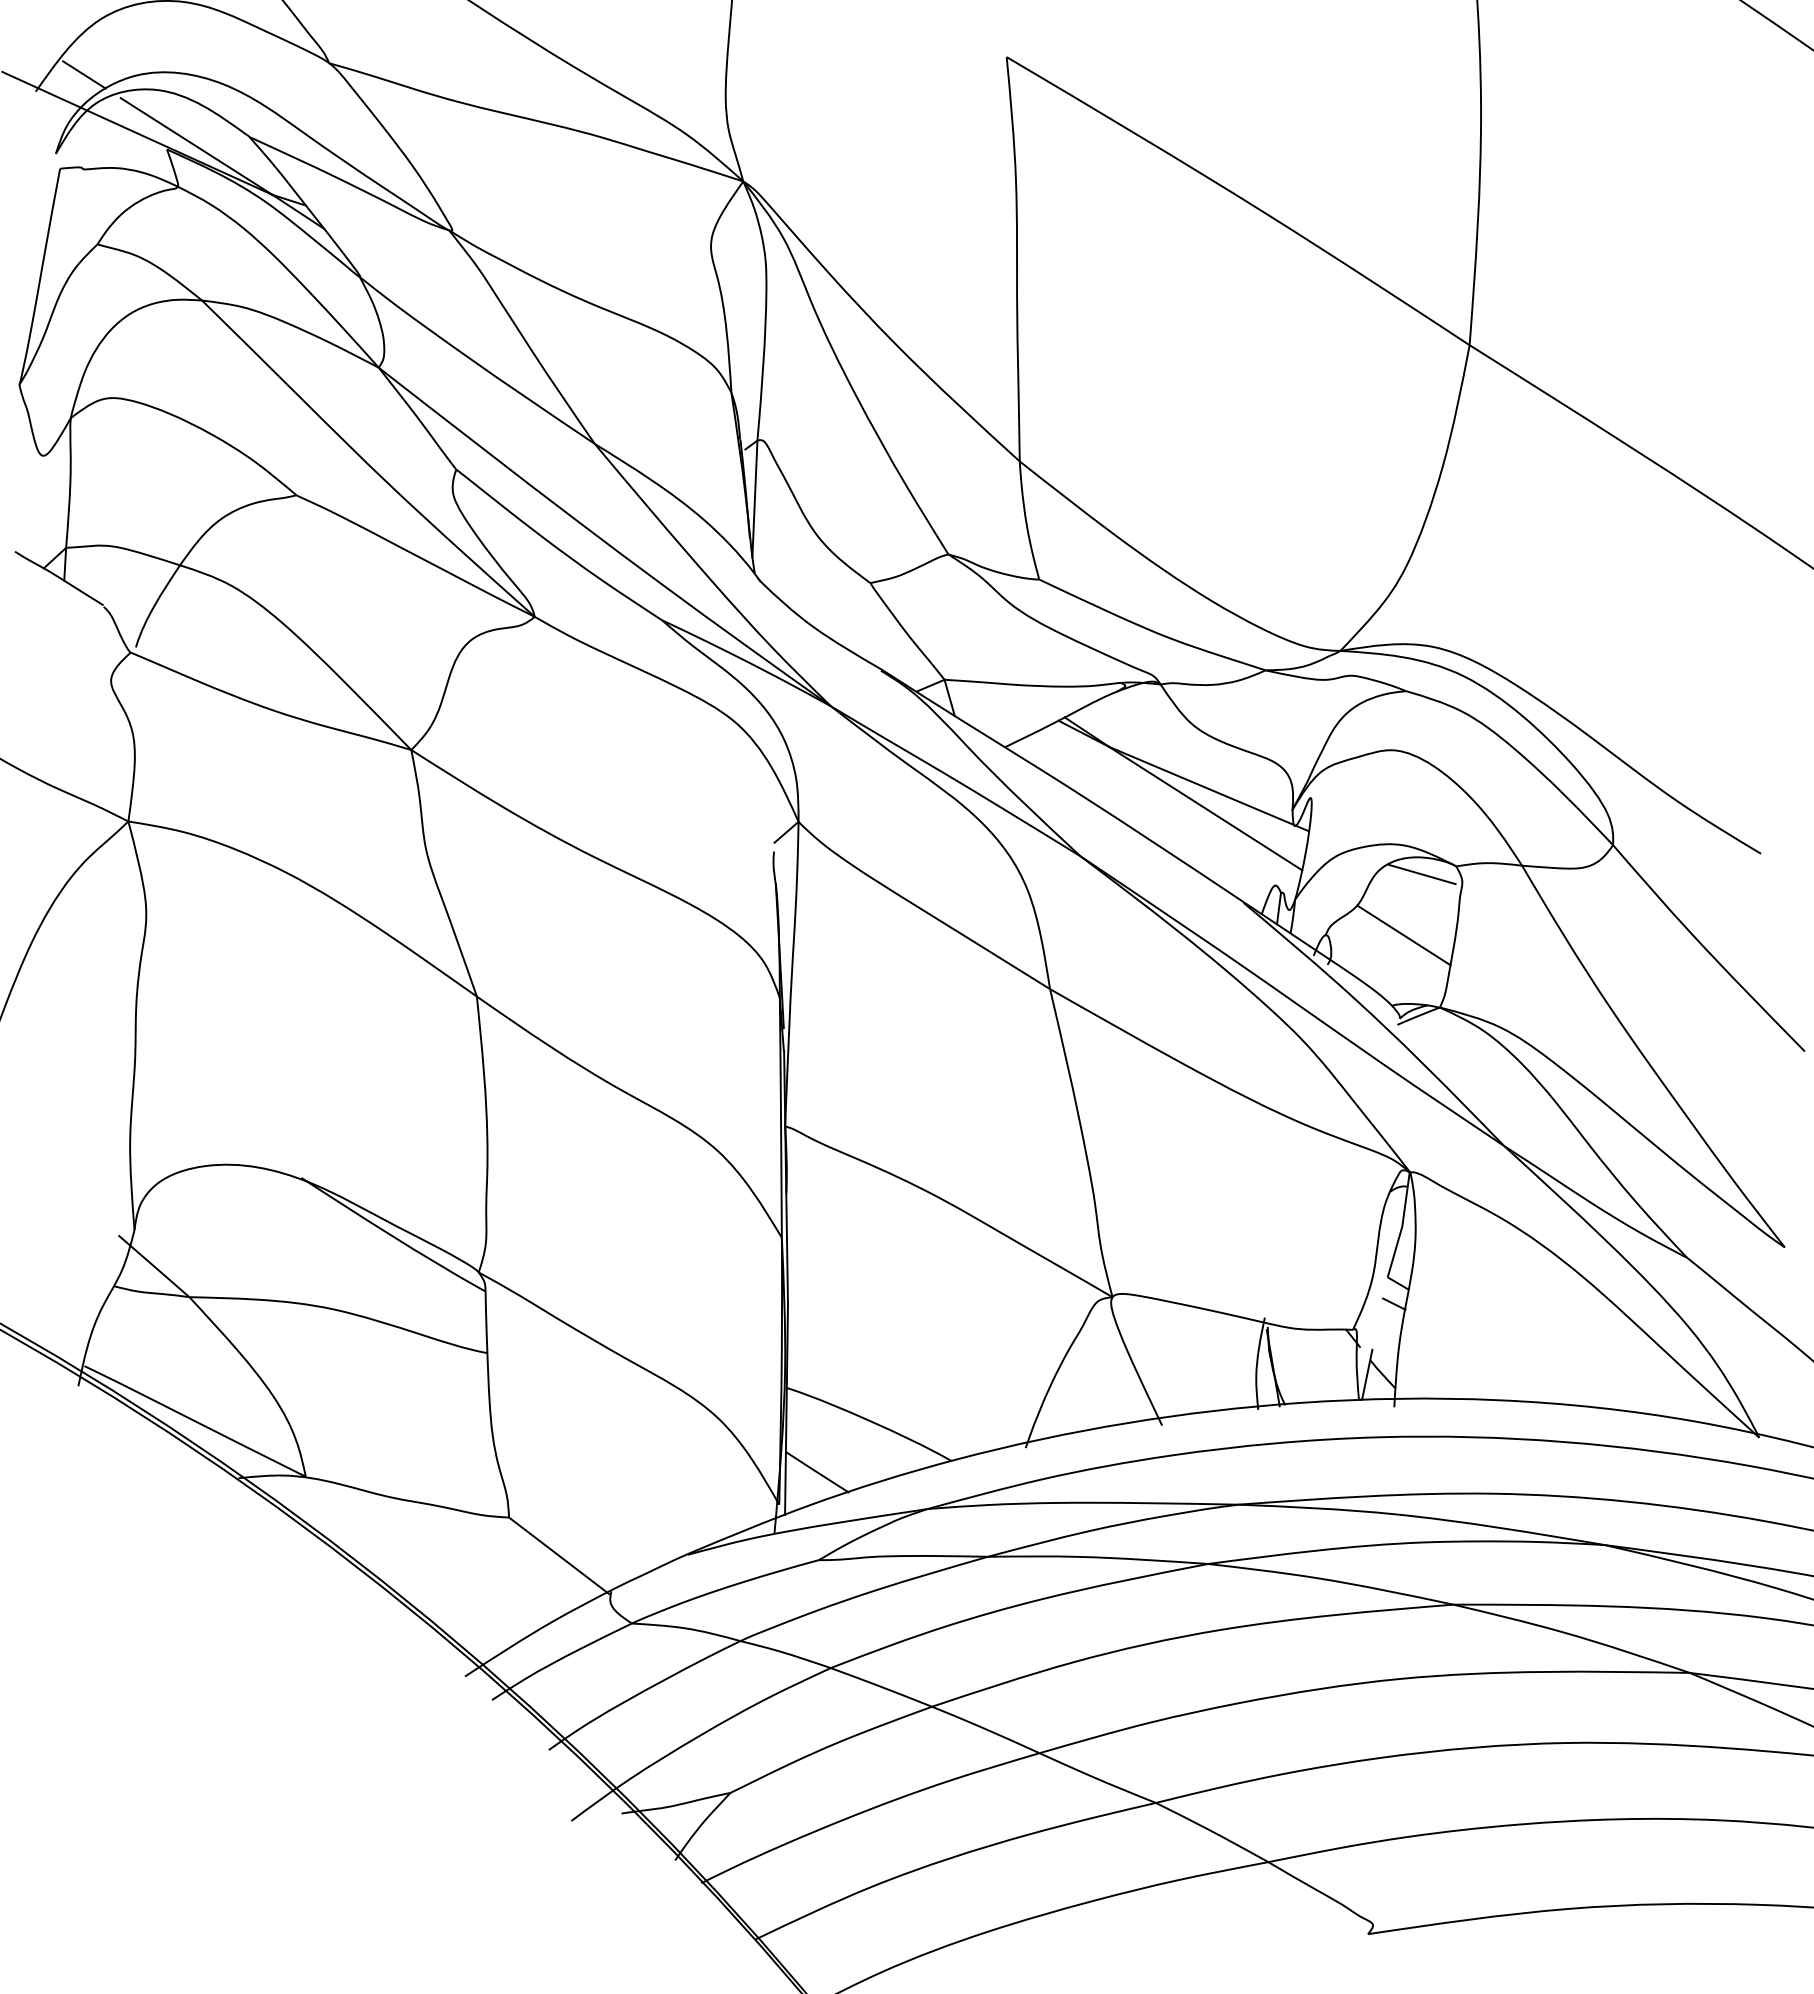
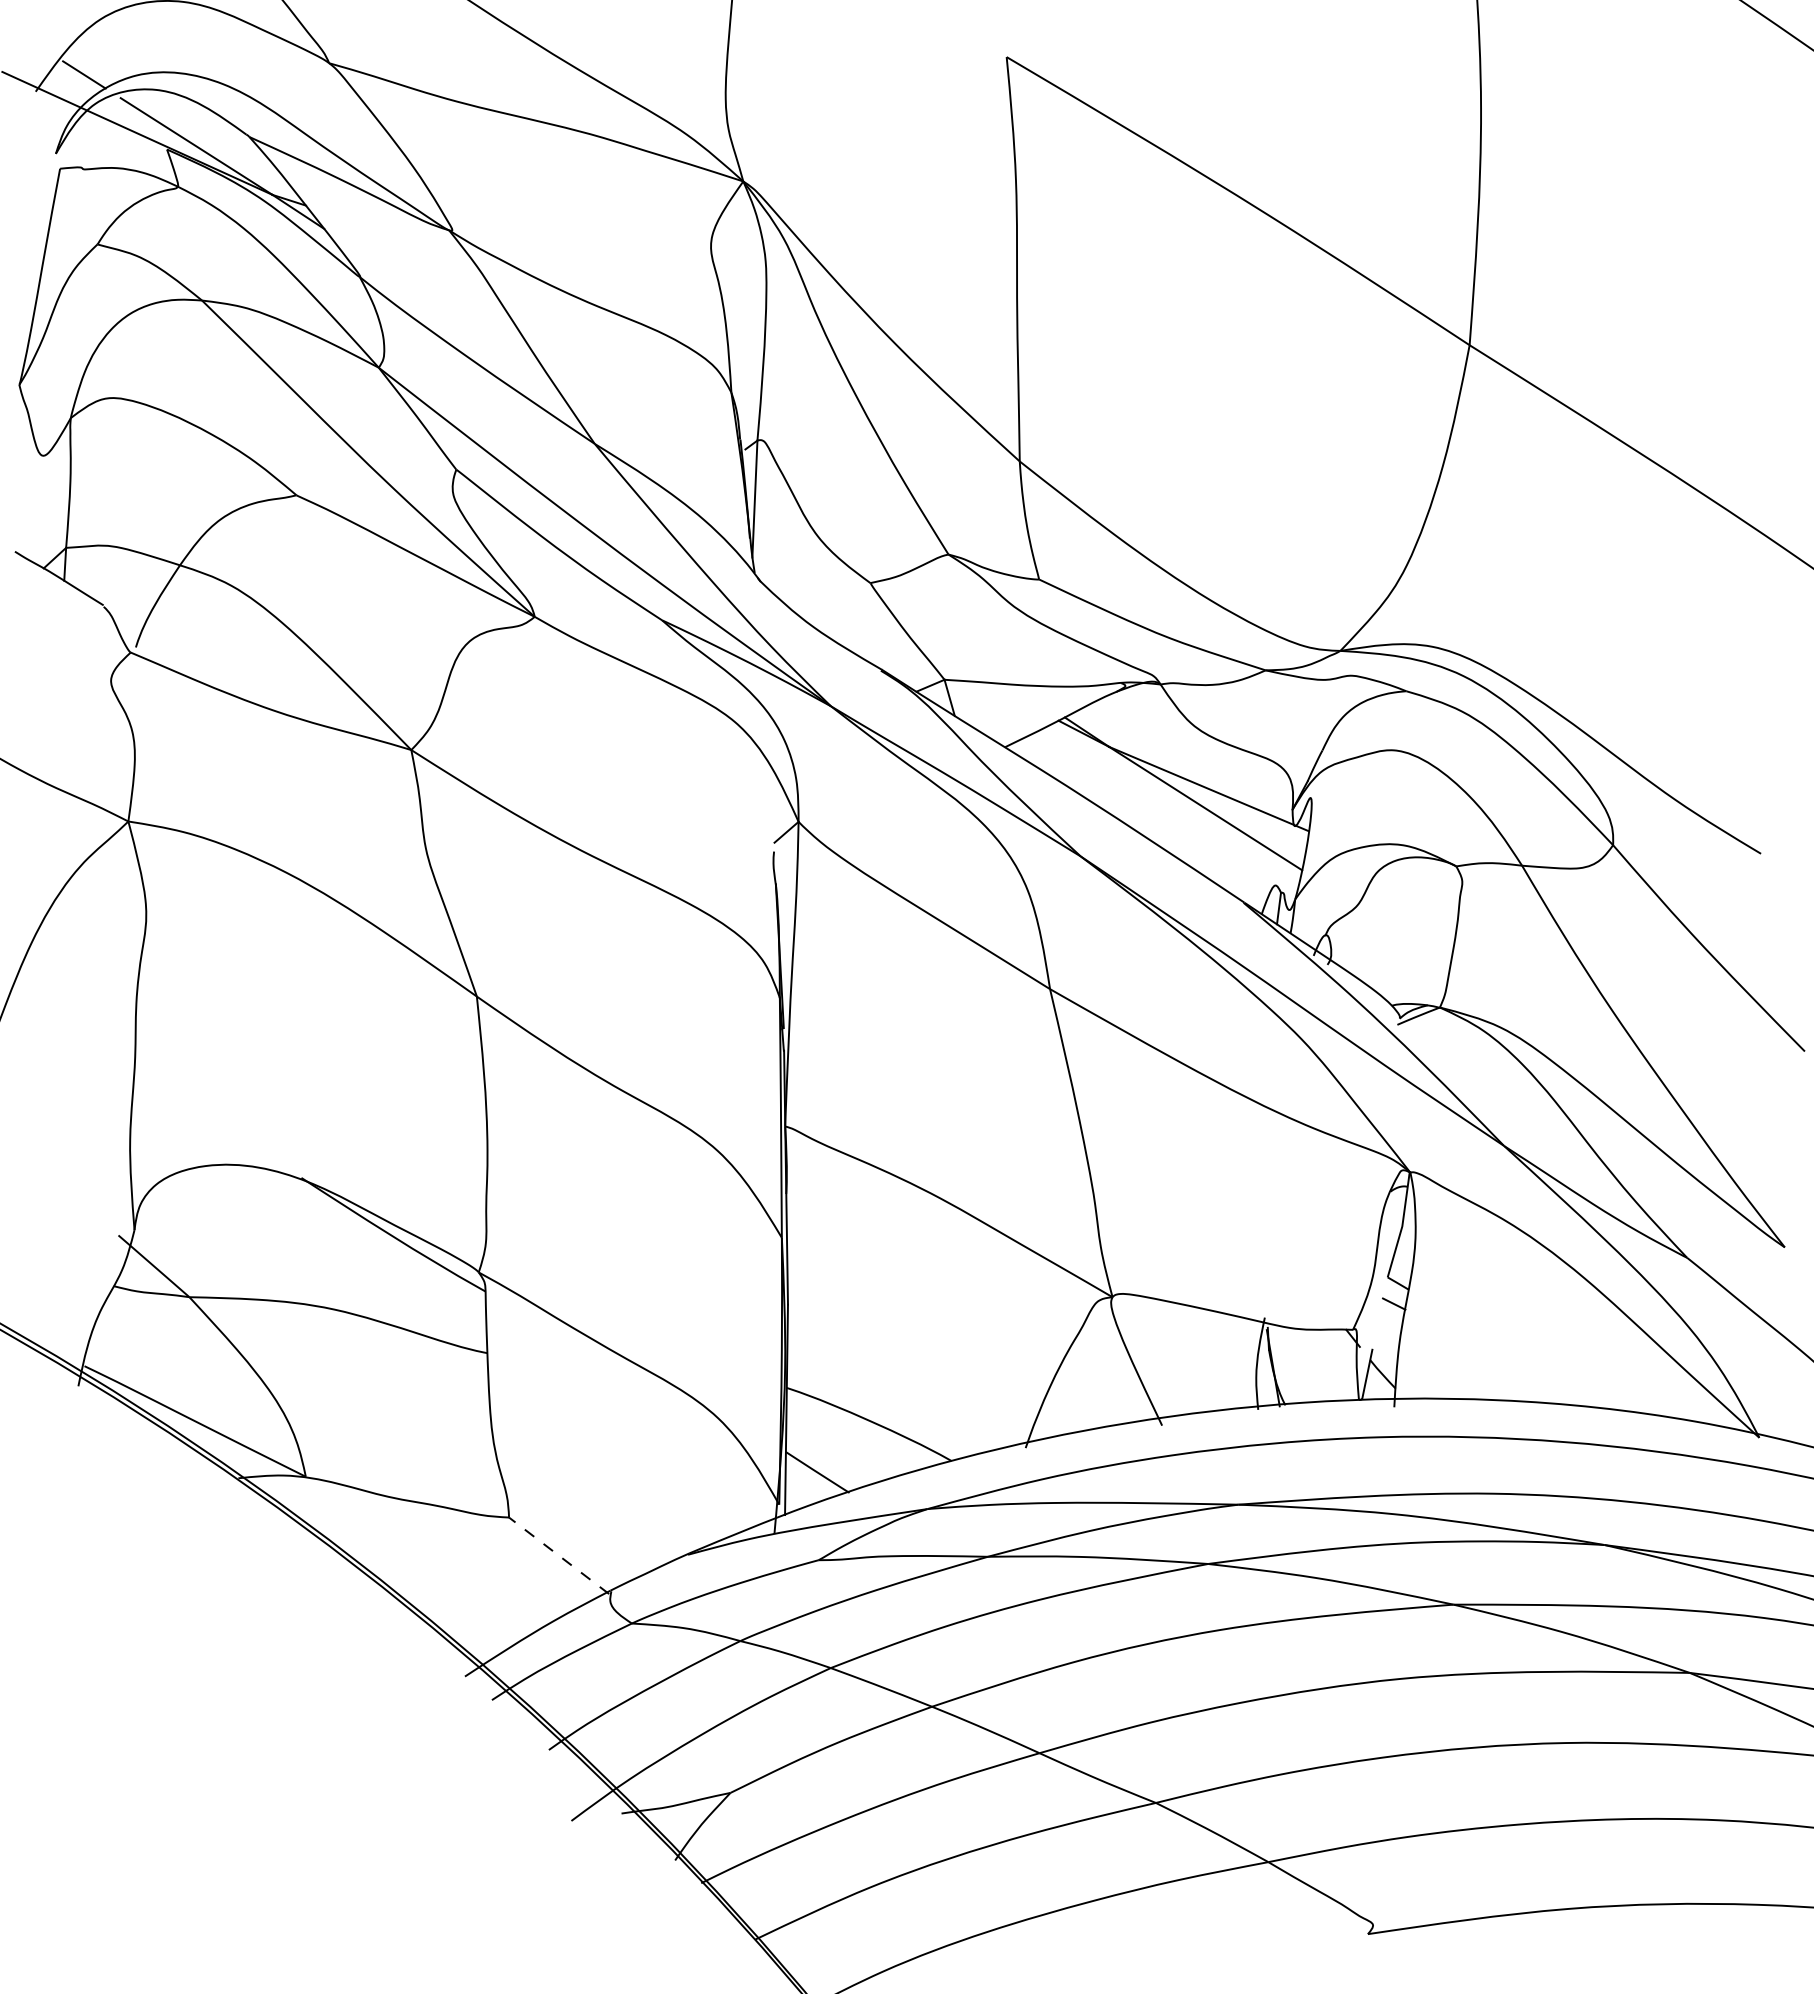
line: present -> none (1422, 874)
line: present -> none (1403, 935)
line: solid -> dashed (559, 1555)
